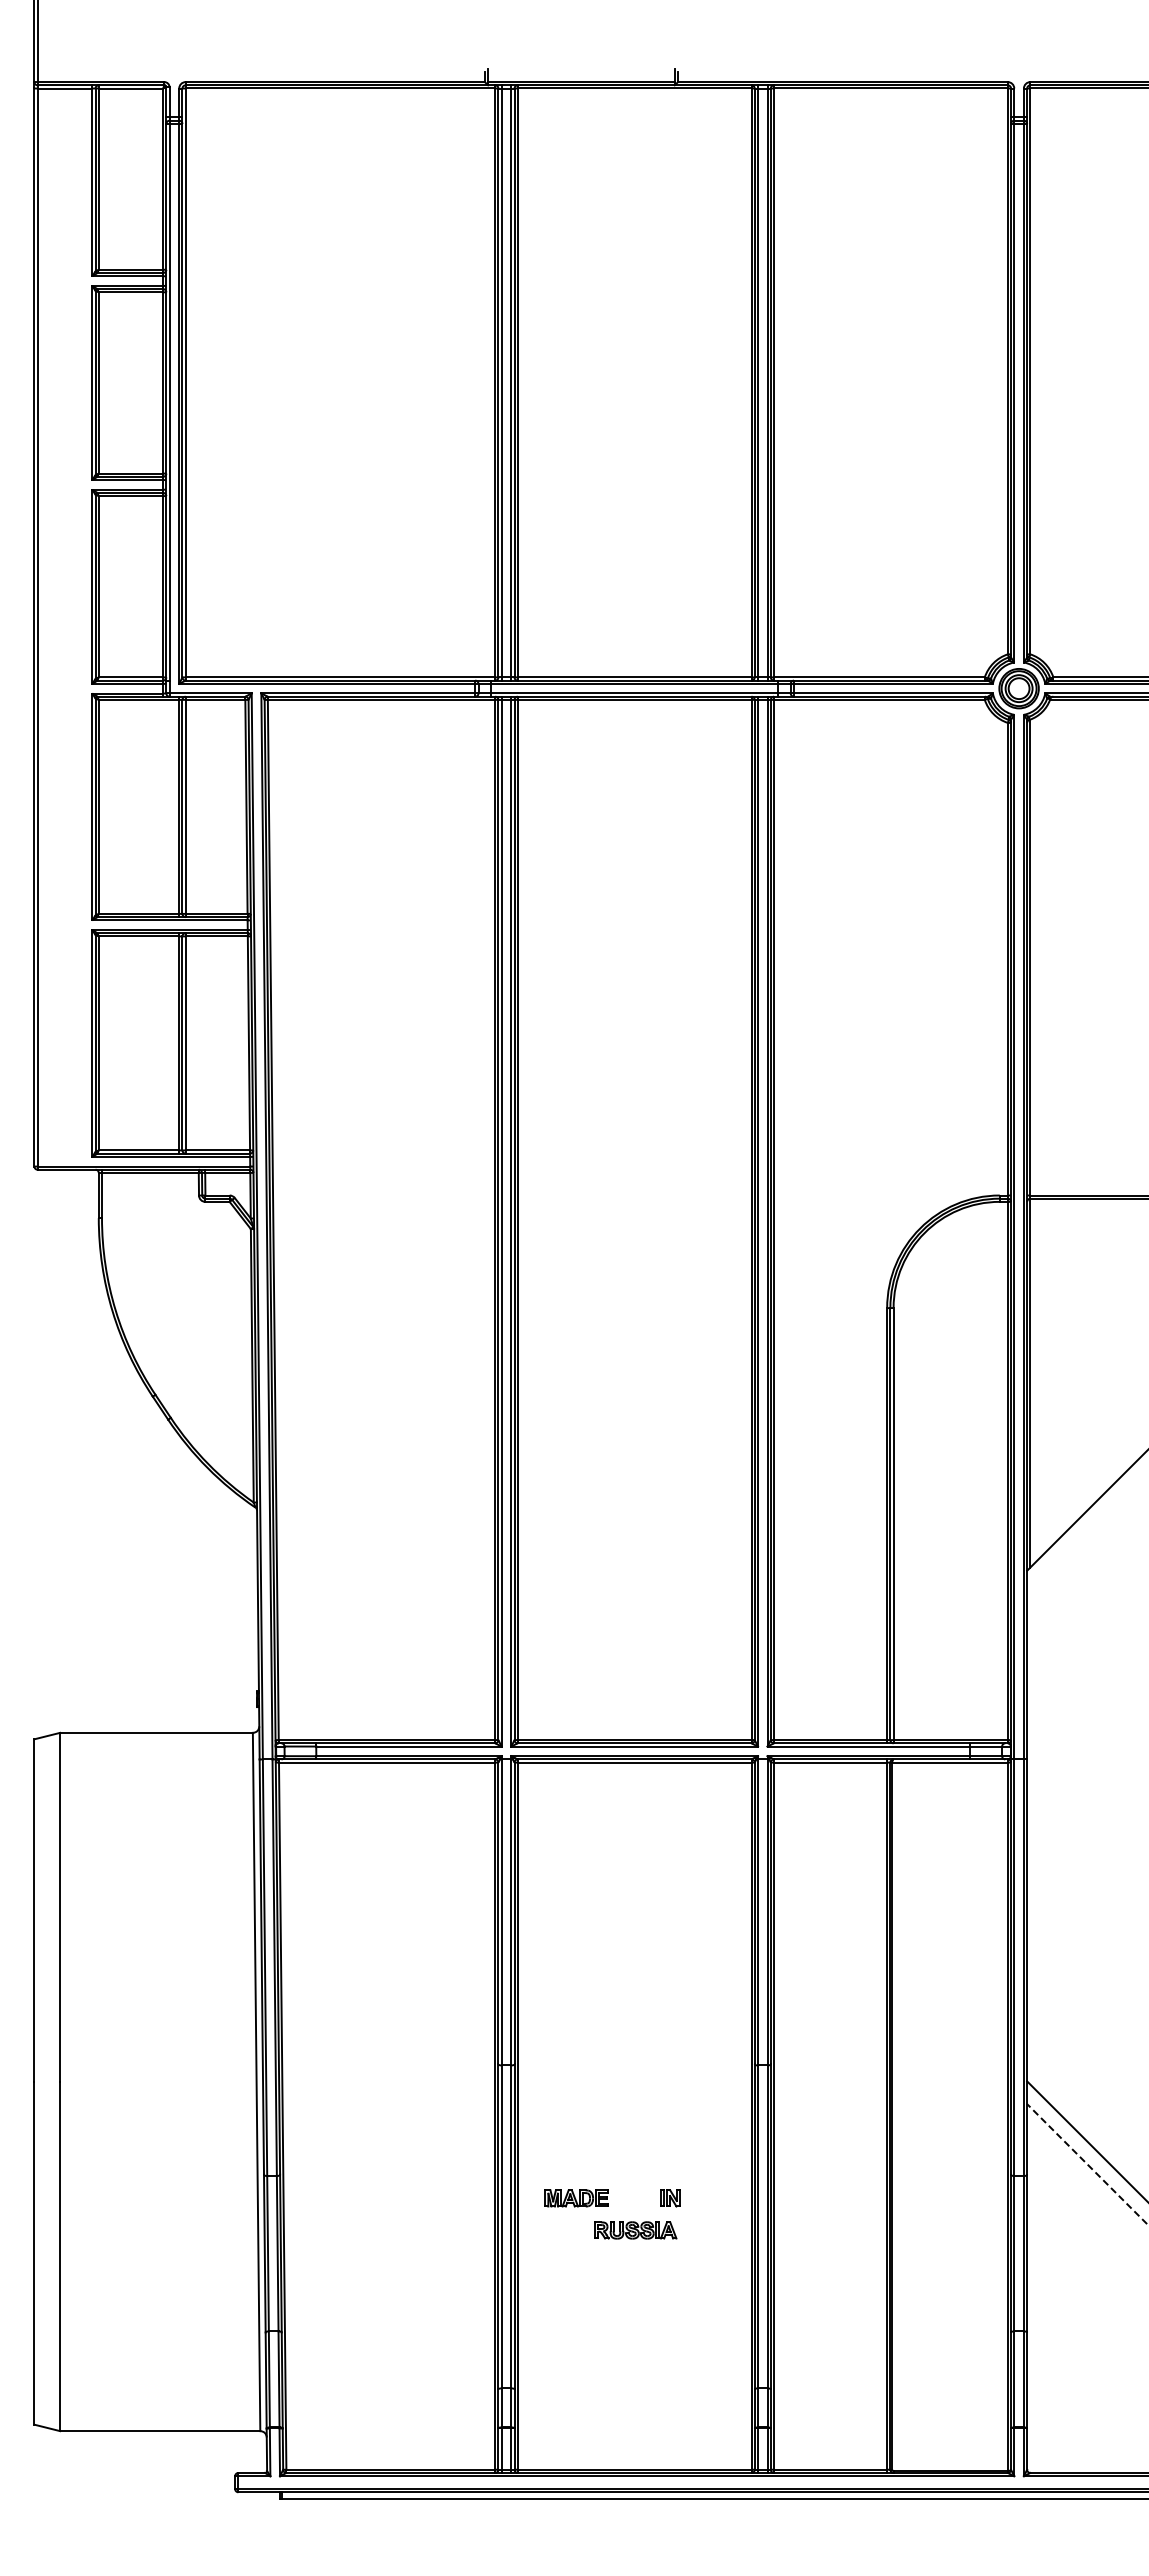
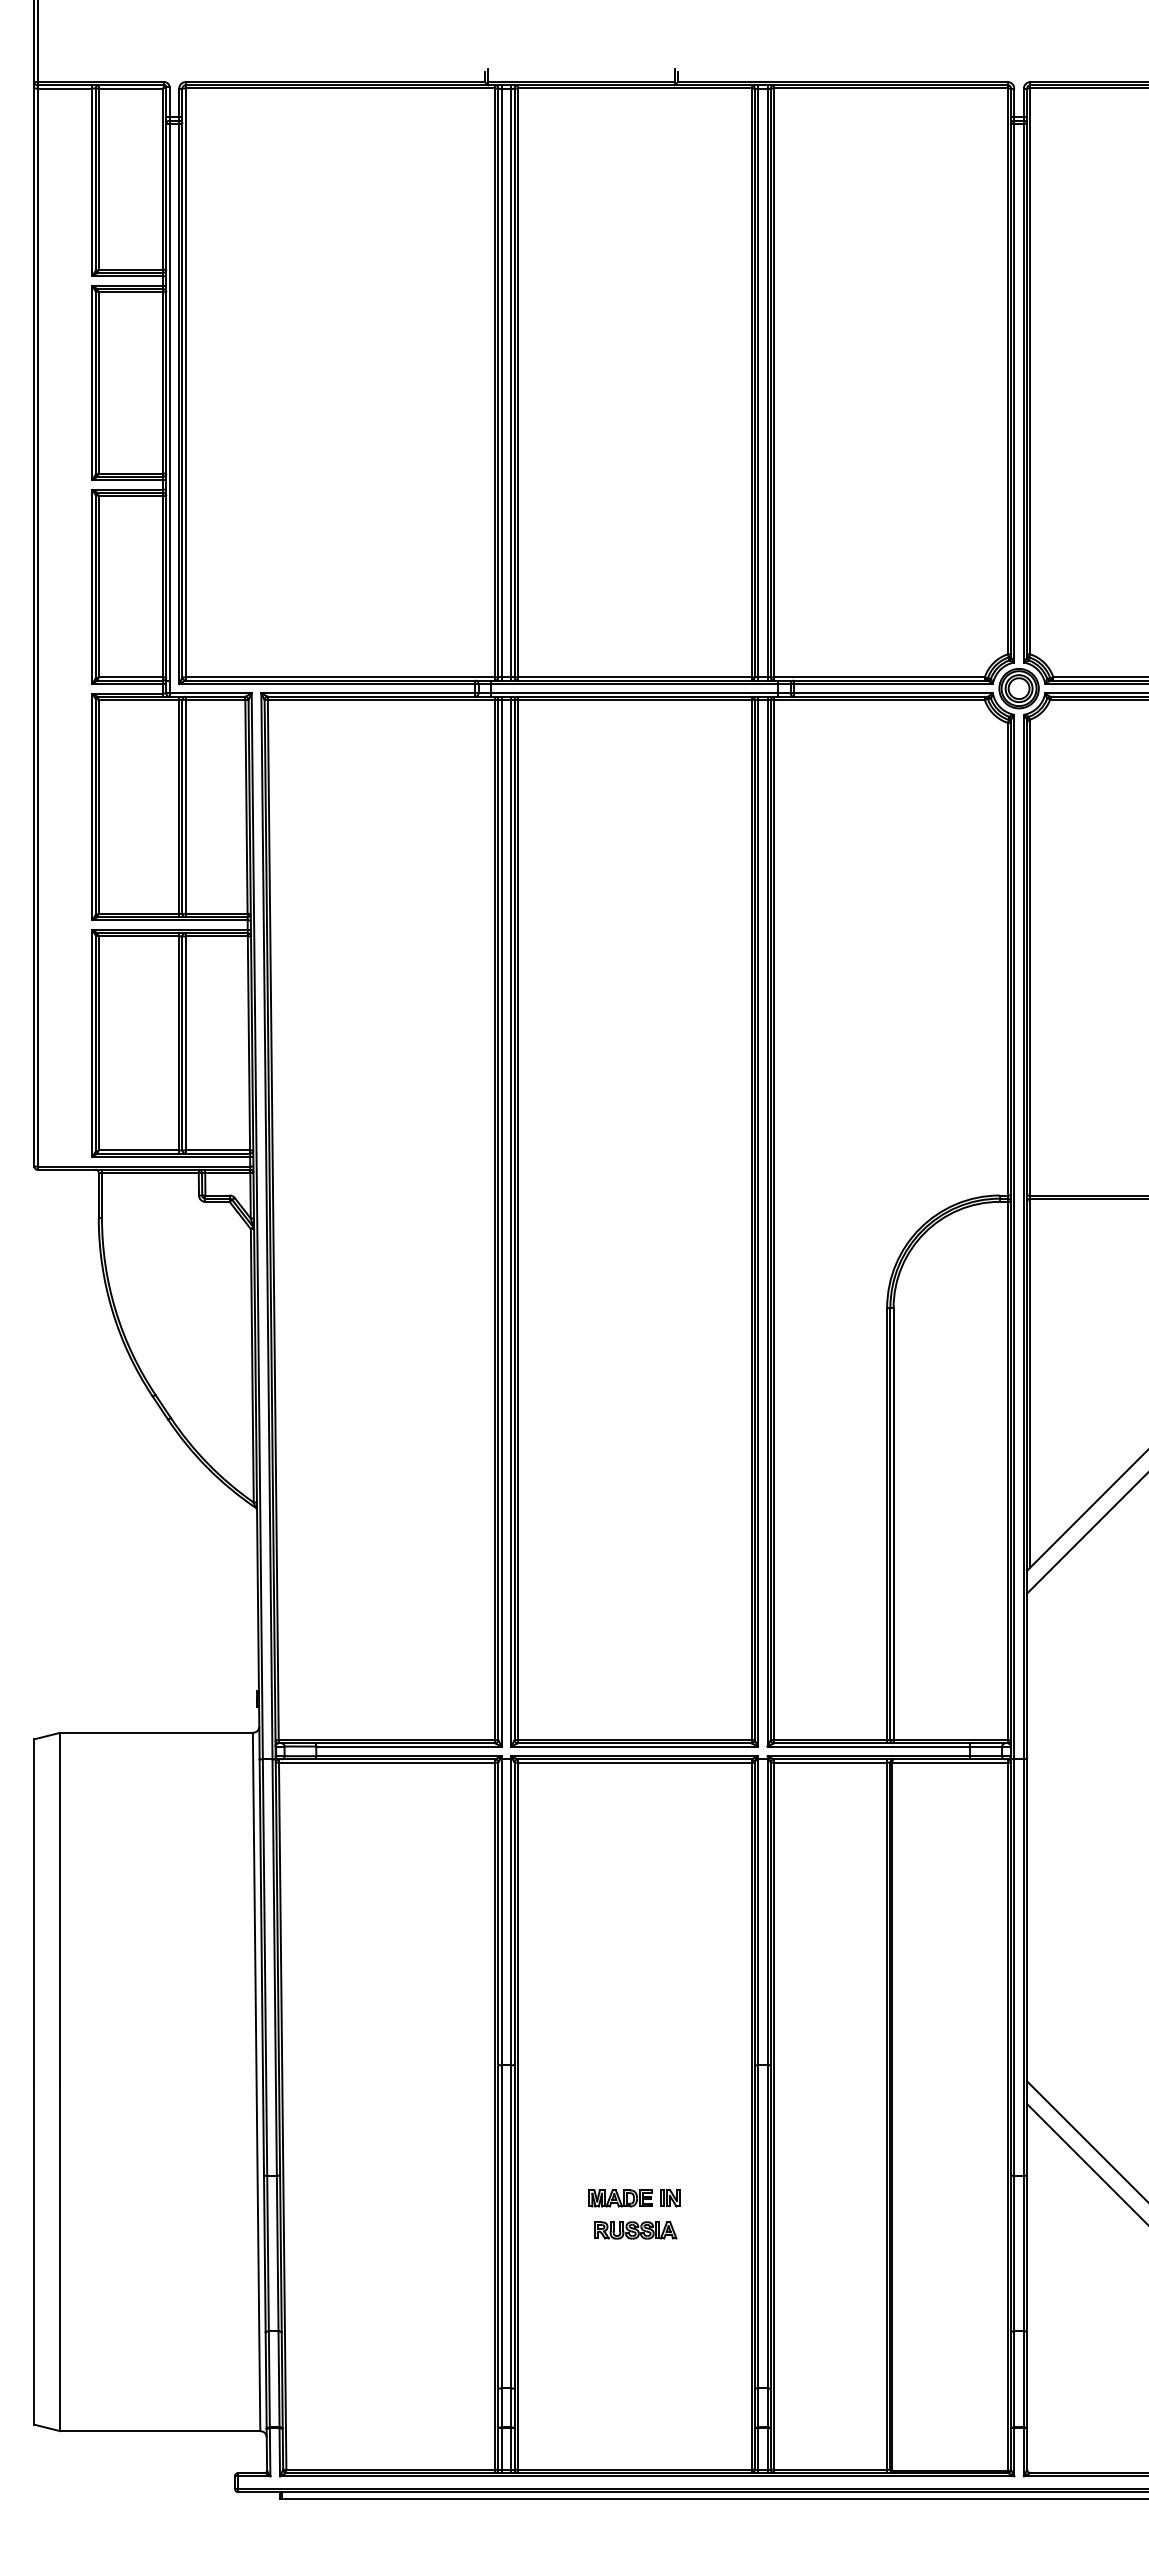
line: none -> present (1086, 1534)
line: dashed -> solid (1087, 2164)
part position: (576, 2198) -> (620, 2198) (620, 2198)
